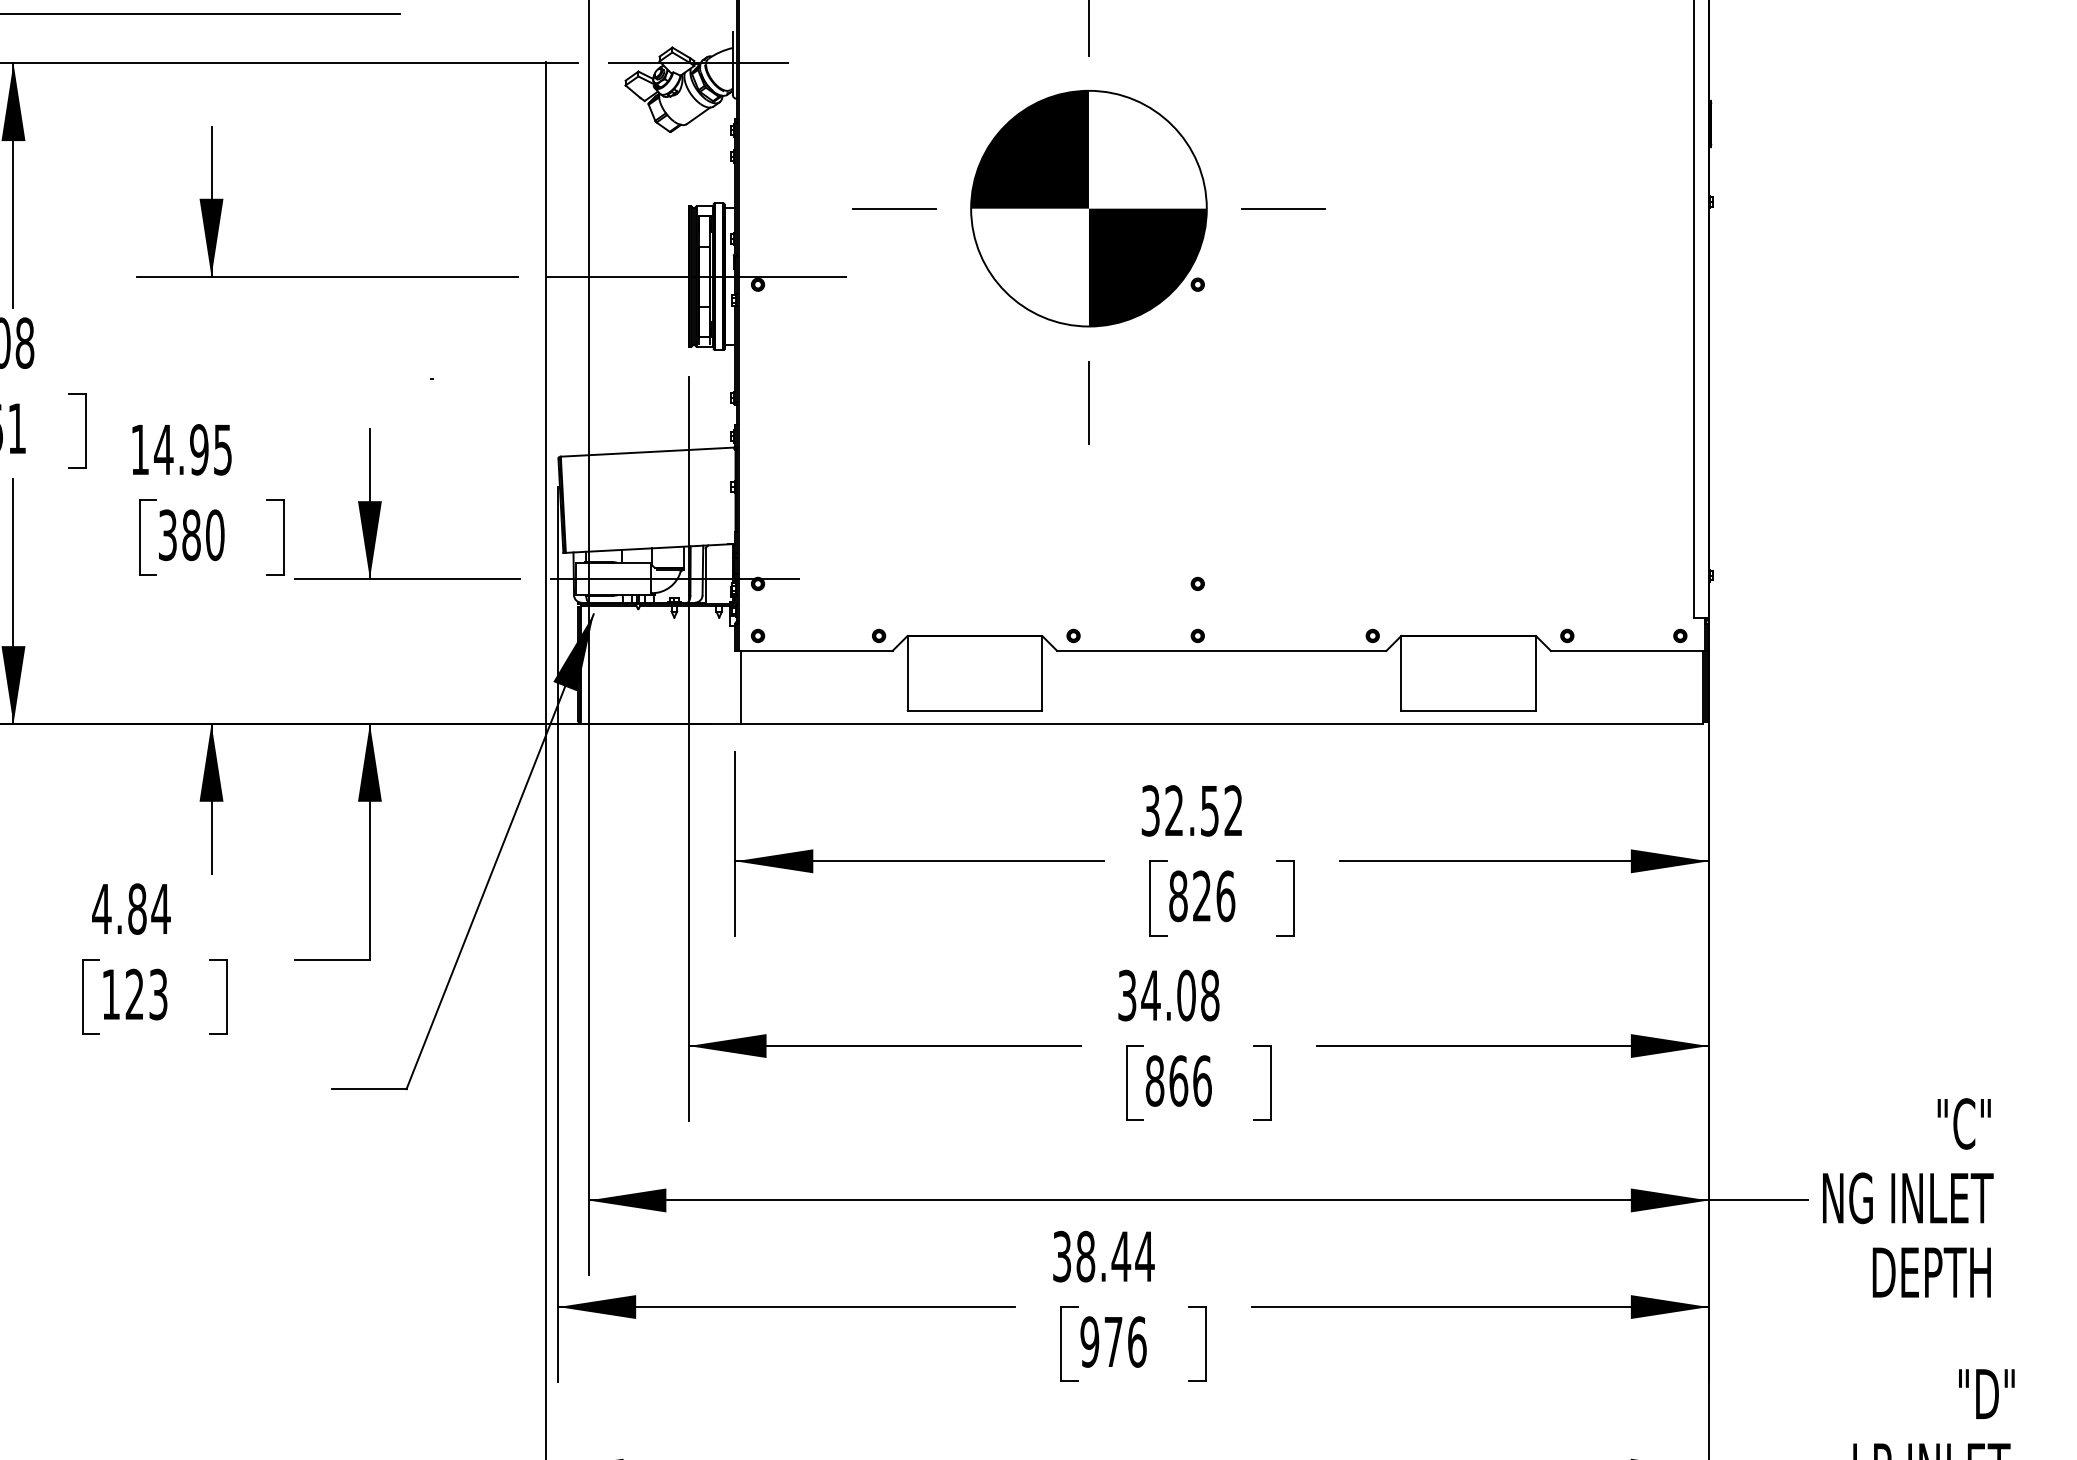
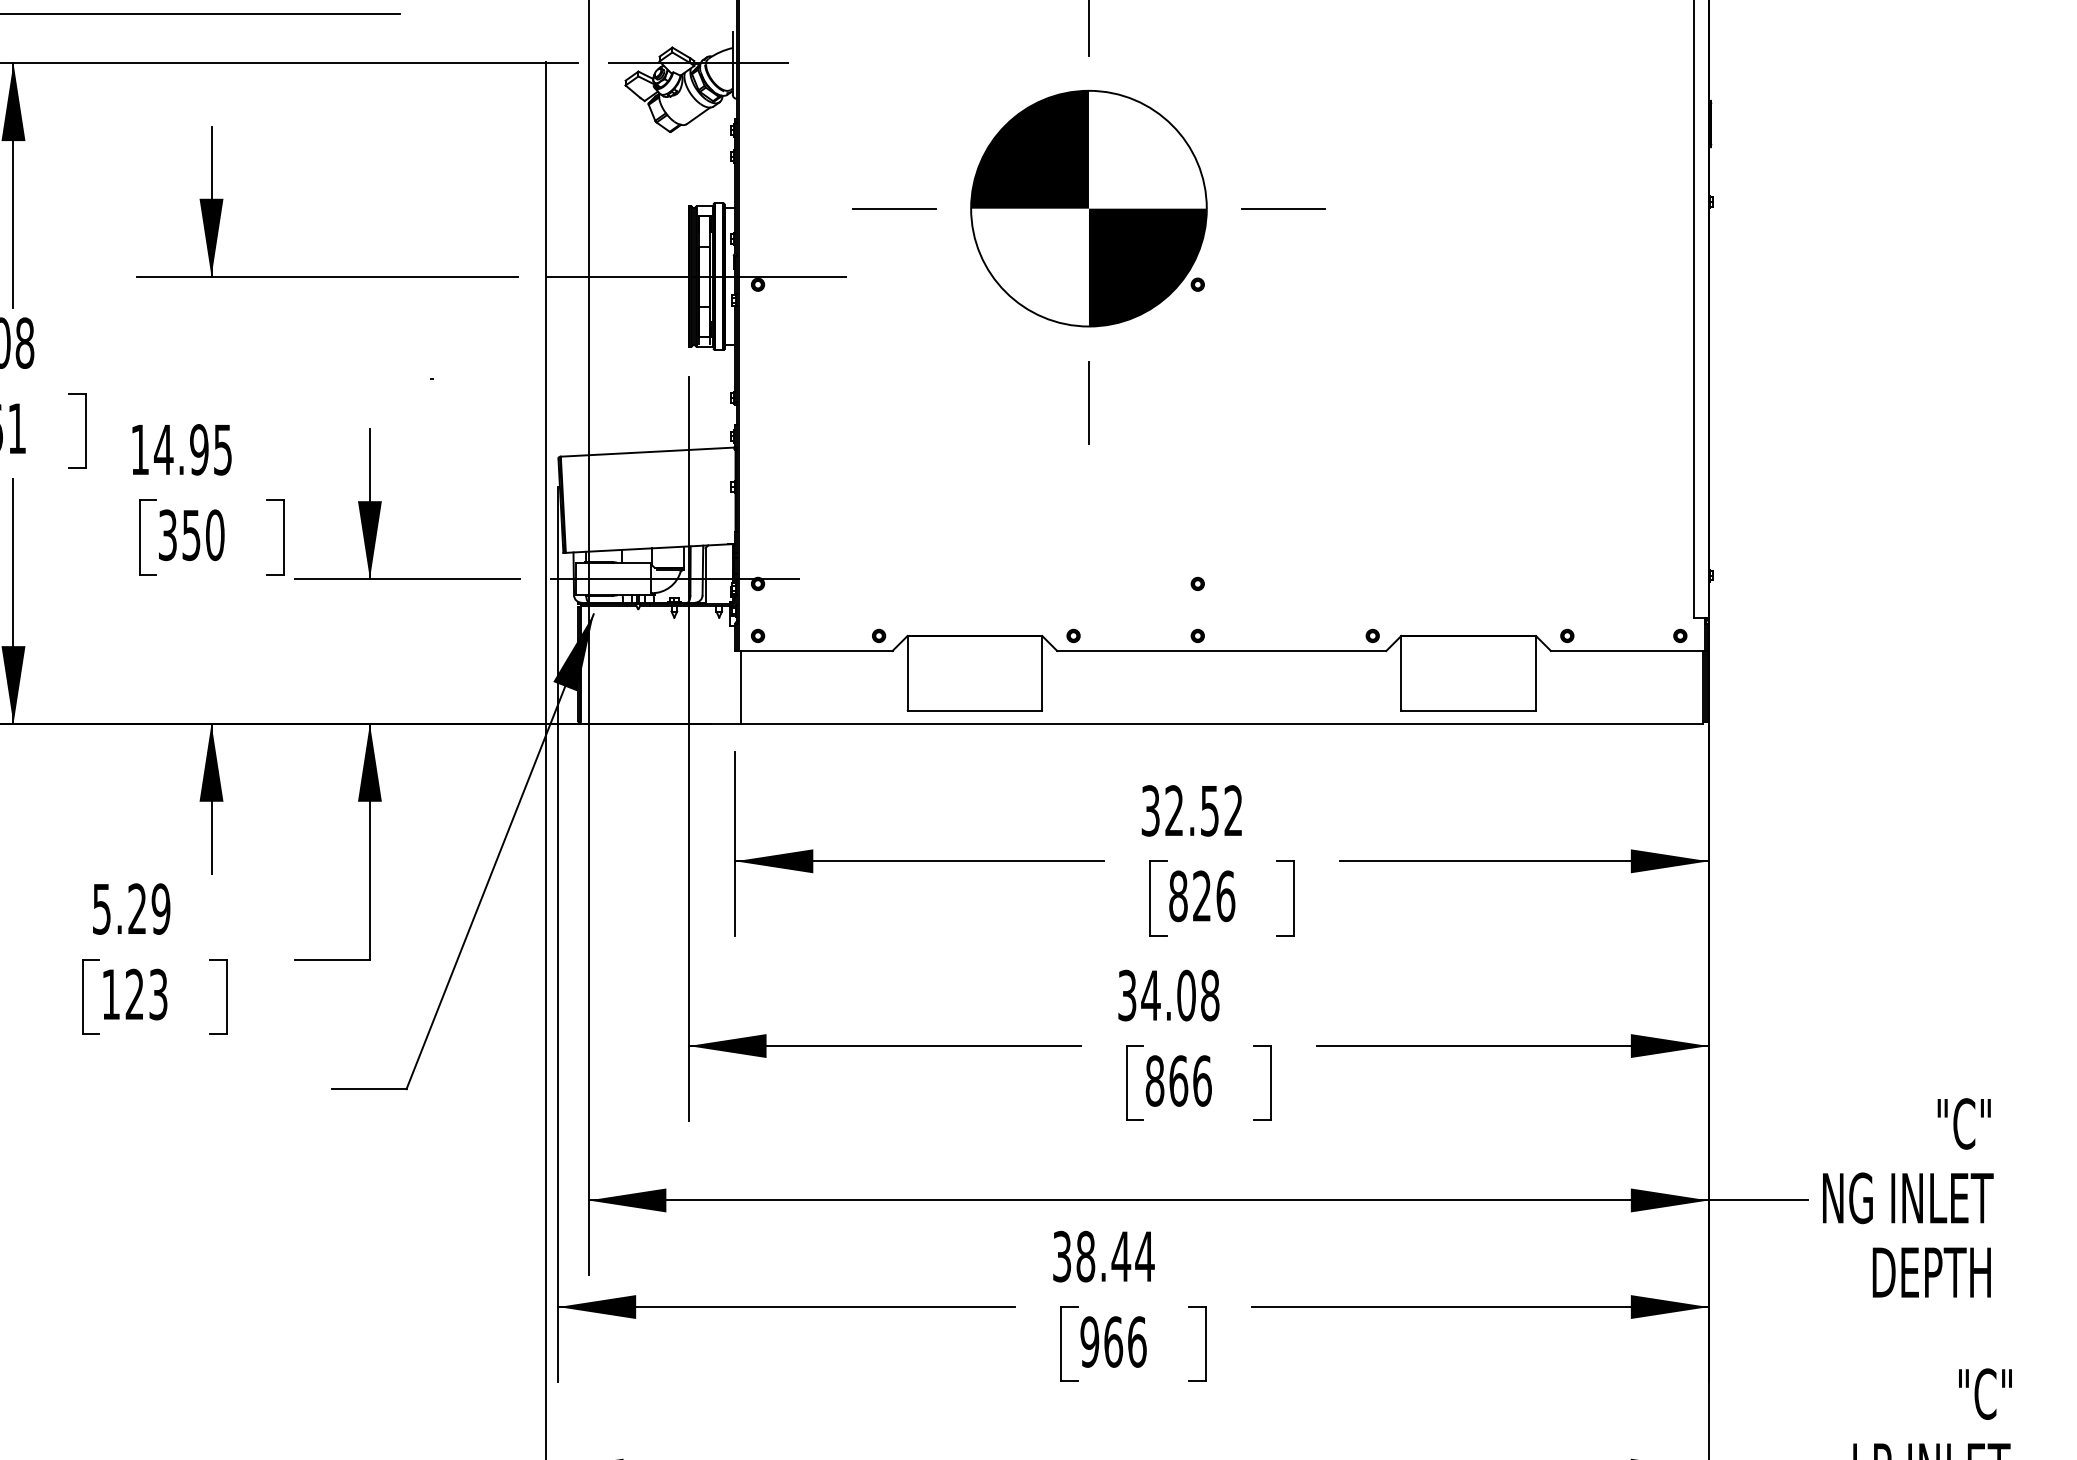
text: 380 -> 350 (191, 535)
text: 4.84 -> 5.29 (131, 908)
text: 976 -> 966 (1113, 1341)
text: "D" -> "C" (1994, 1393)
